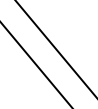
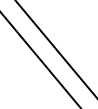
line position: (36, 64) -> (40, 59) (40, 59)
